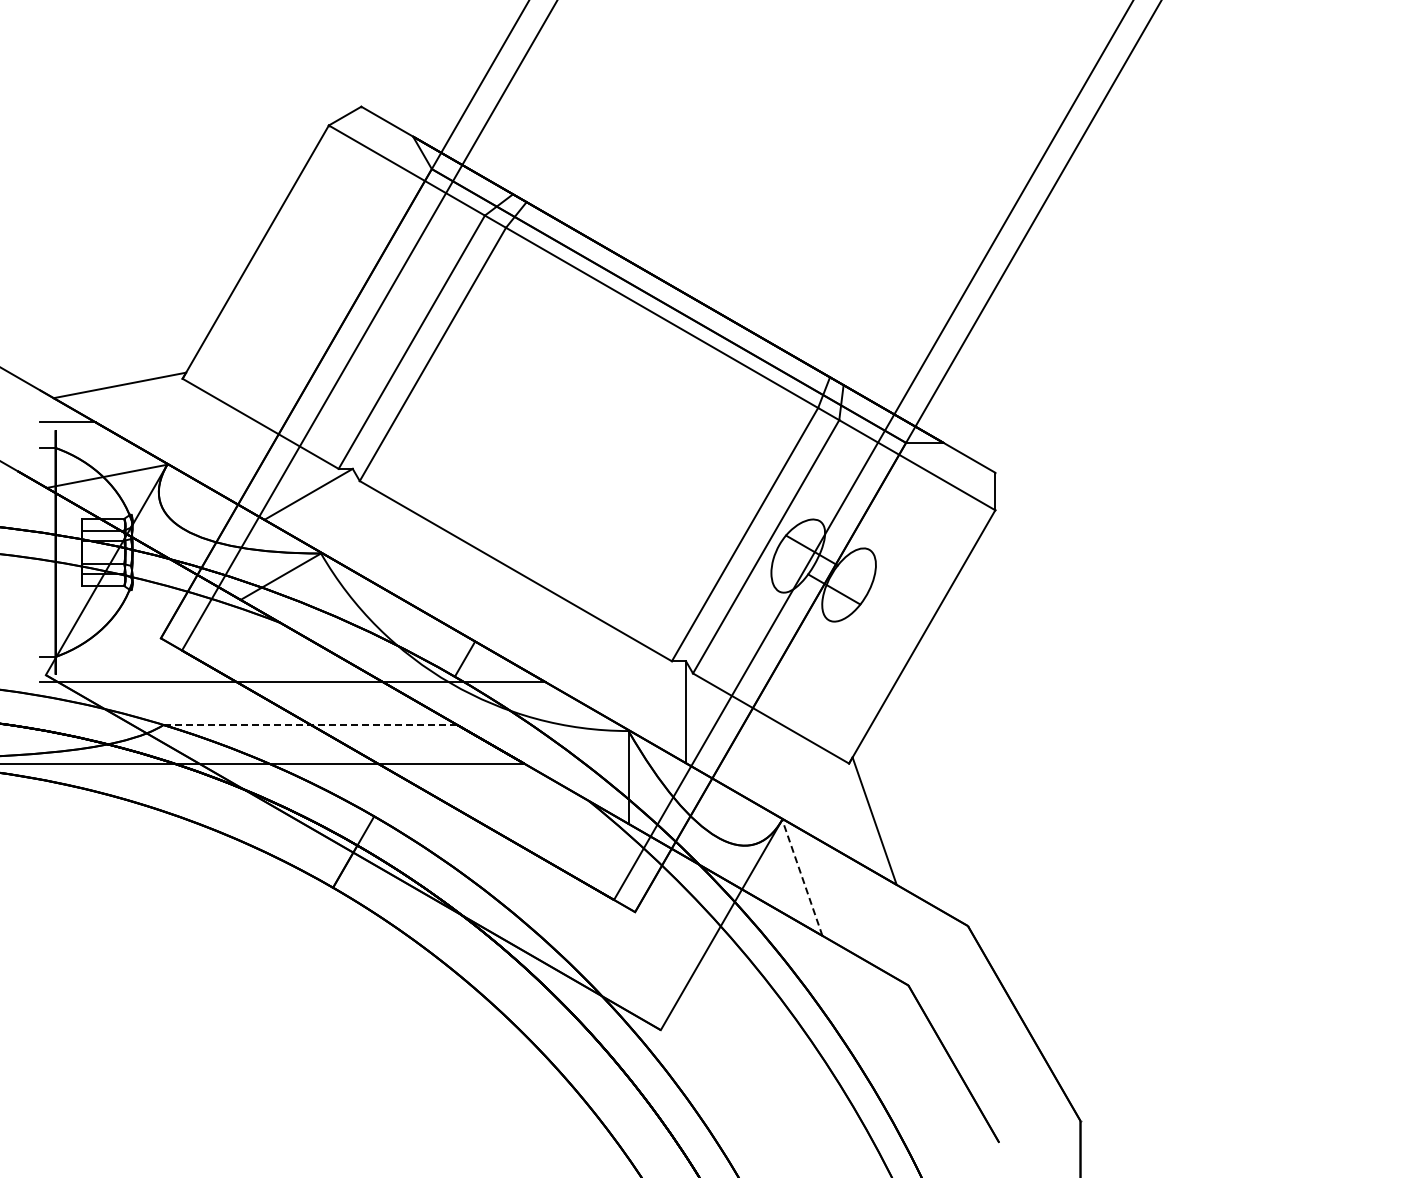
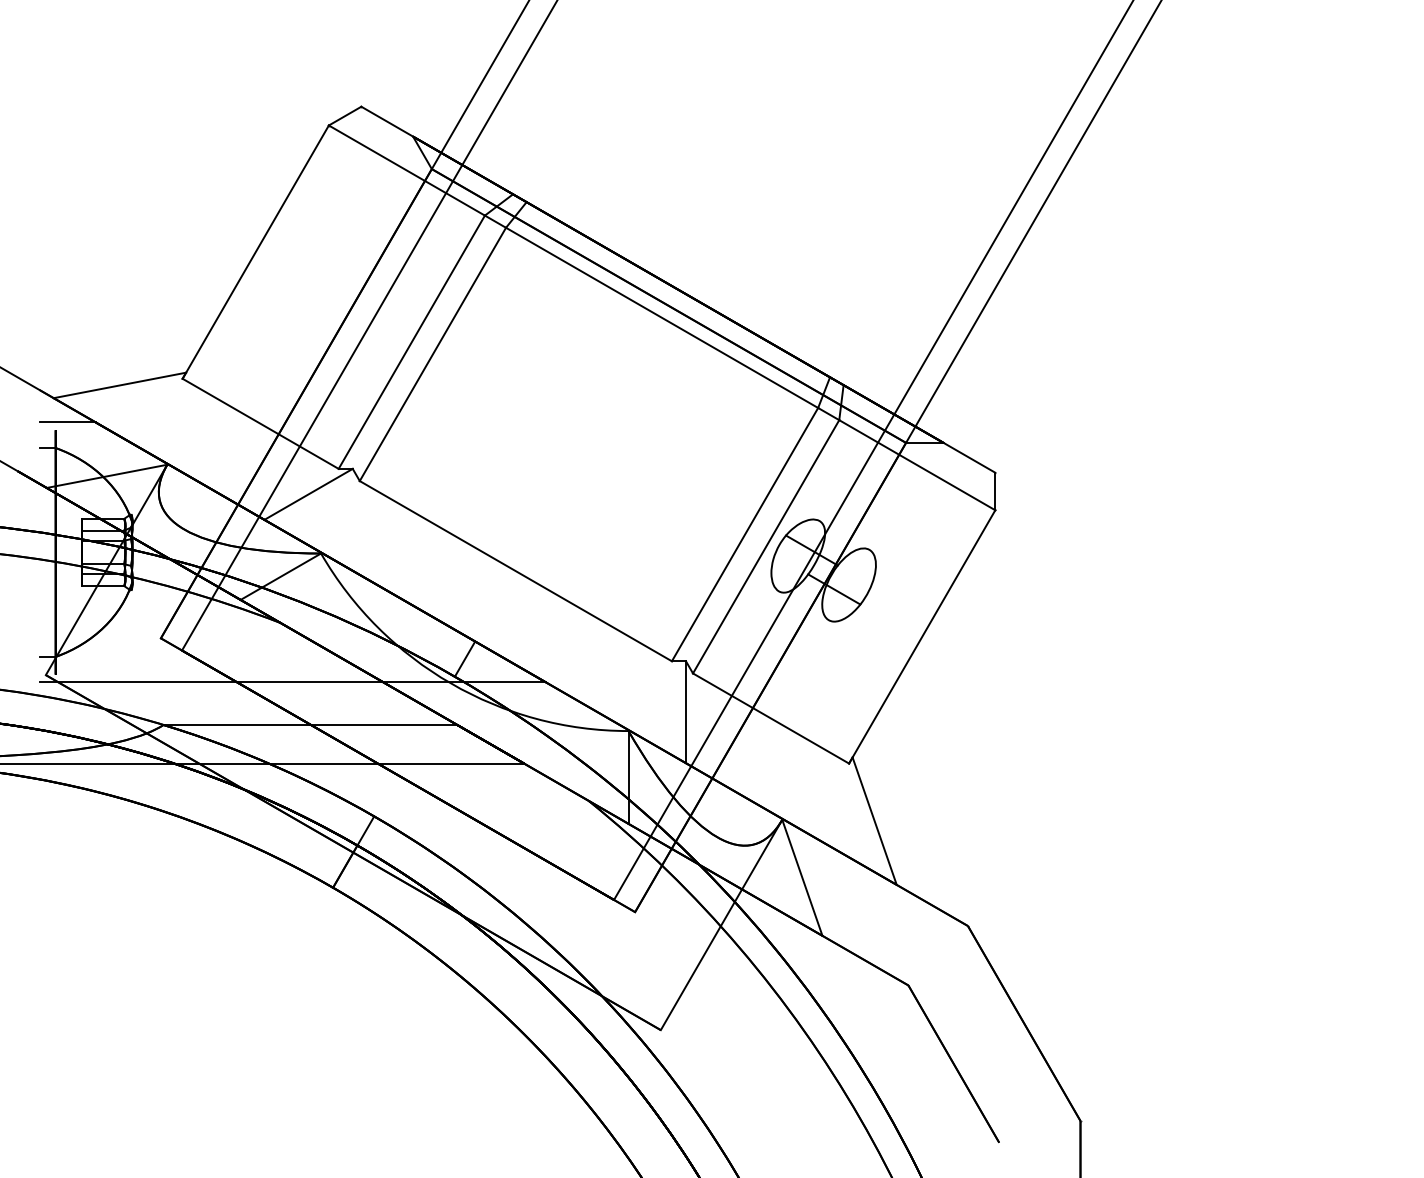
line: dashed -> solid (310, 725)
line: dashed -> solid (802, 877)
